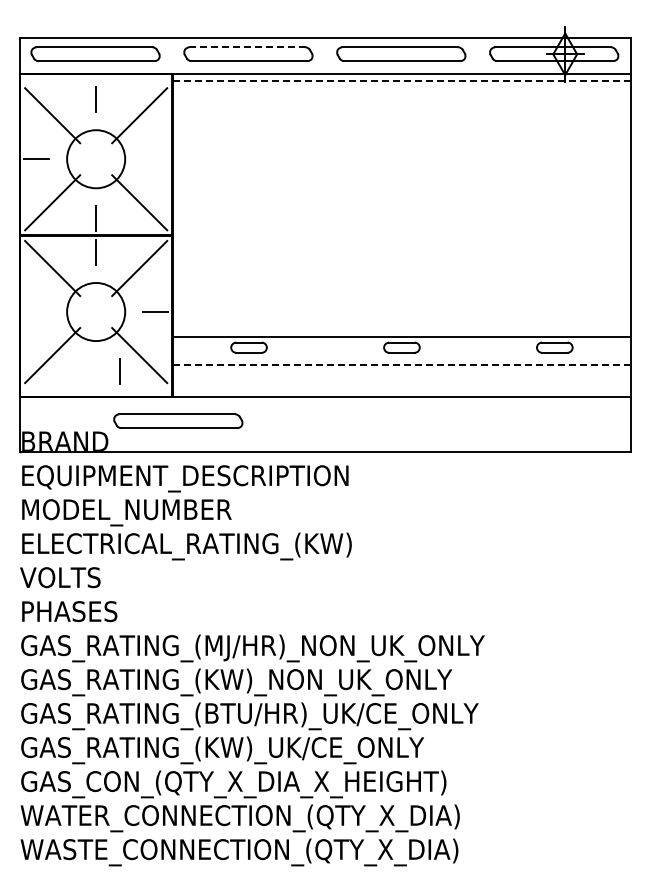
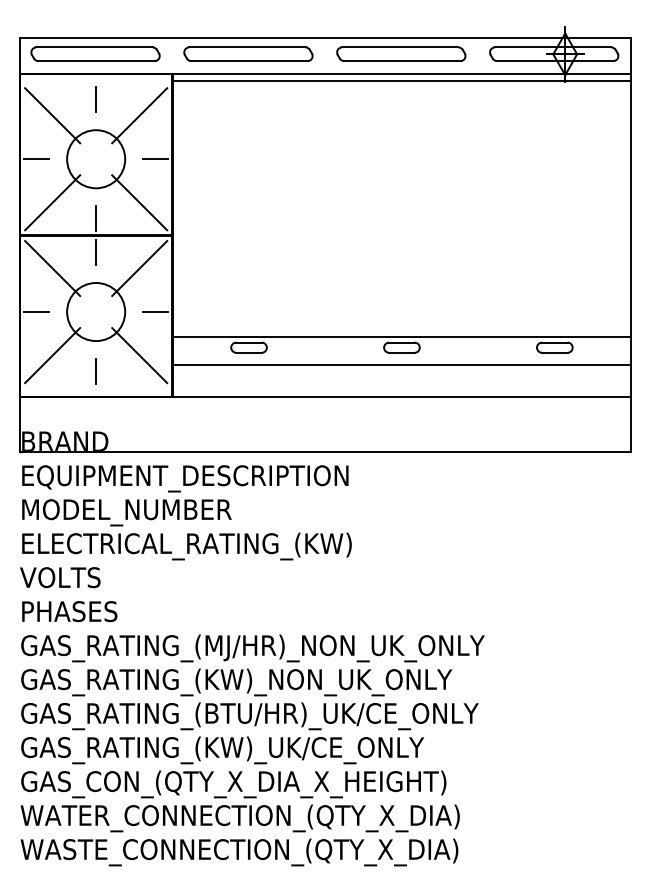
line: dashed -> solid (247, 47)
line: dashed -> solid (401, 80)
line: none -> present (155, 159)
line: none -> present (36, 312)
line: dashed -> solid (402, 364)
line position: (119, 371) -> (95, 371) (95, 371)
part: present -> none (178, 420)
